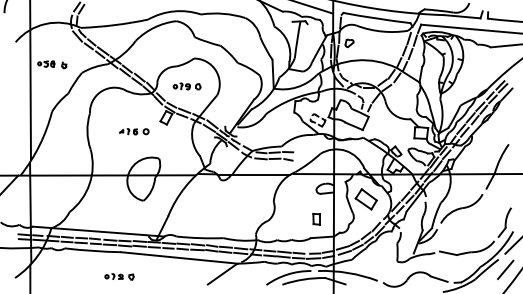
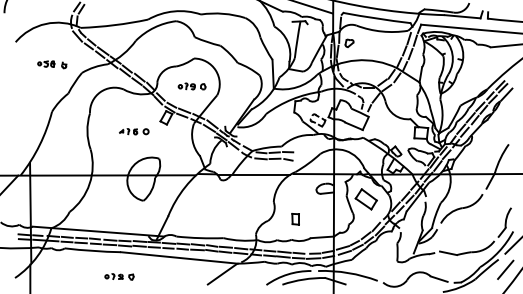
line: present -> none (30, 81)
part position: (186, 86) -> (191, 86) (191, 86)
part position: (316, 219) -> (295, 219) (295, 219)
